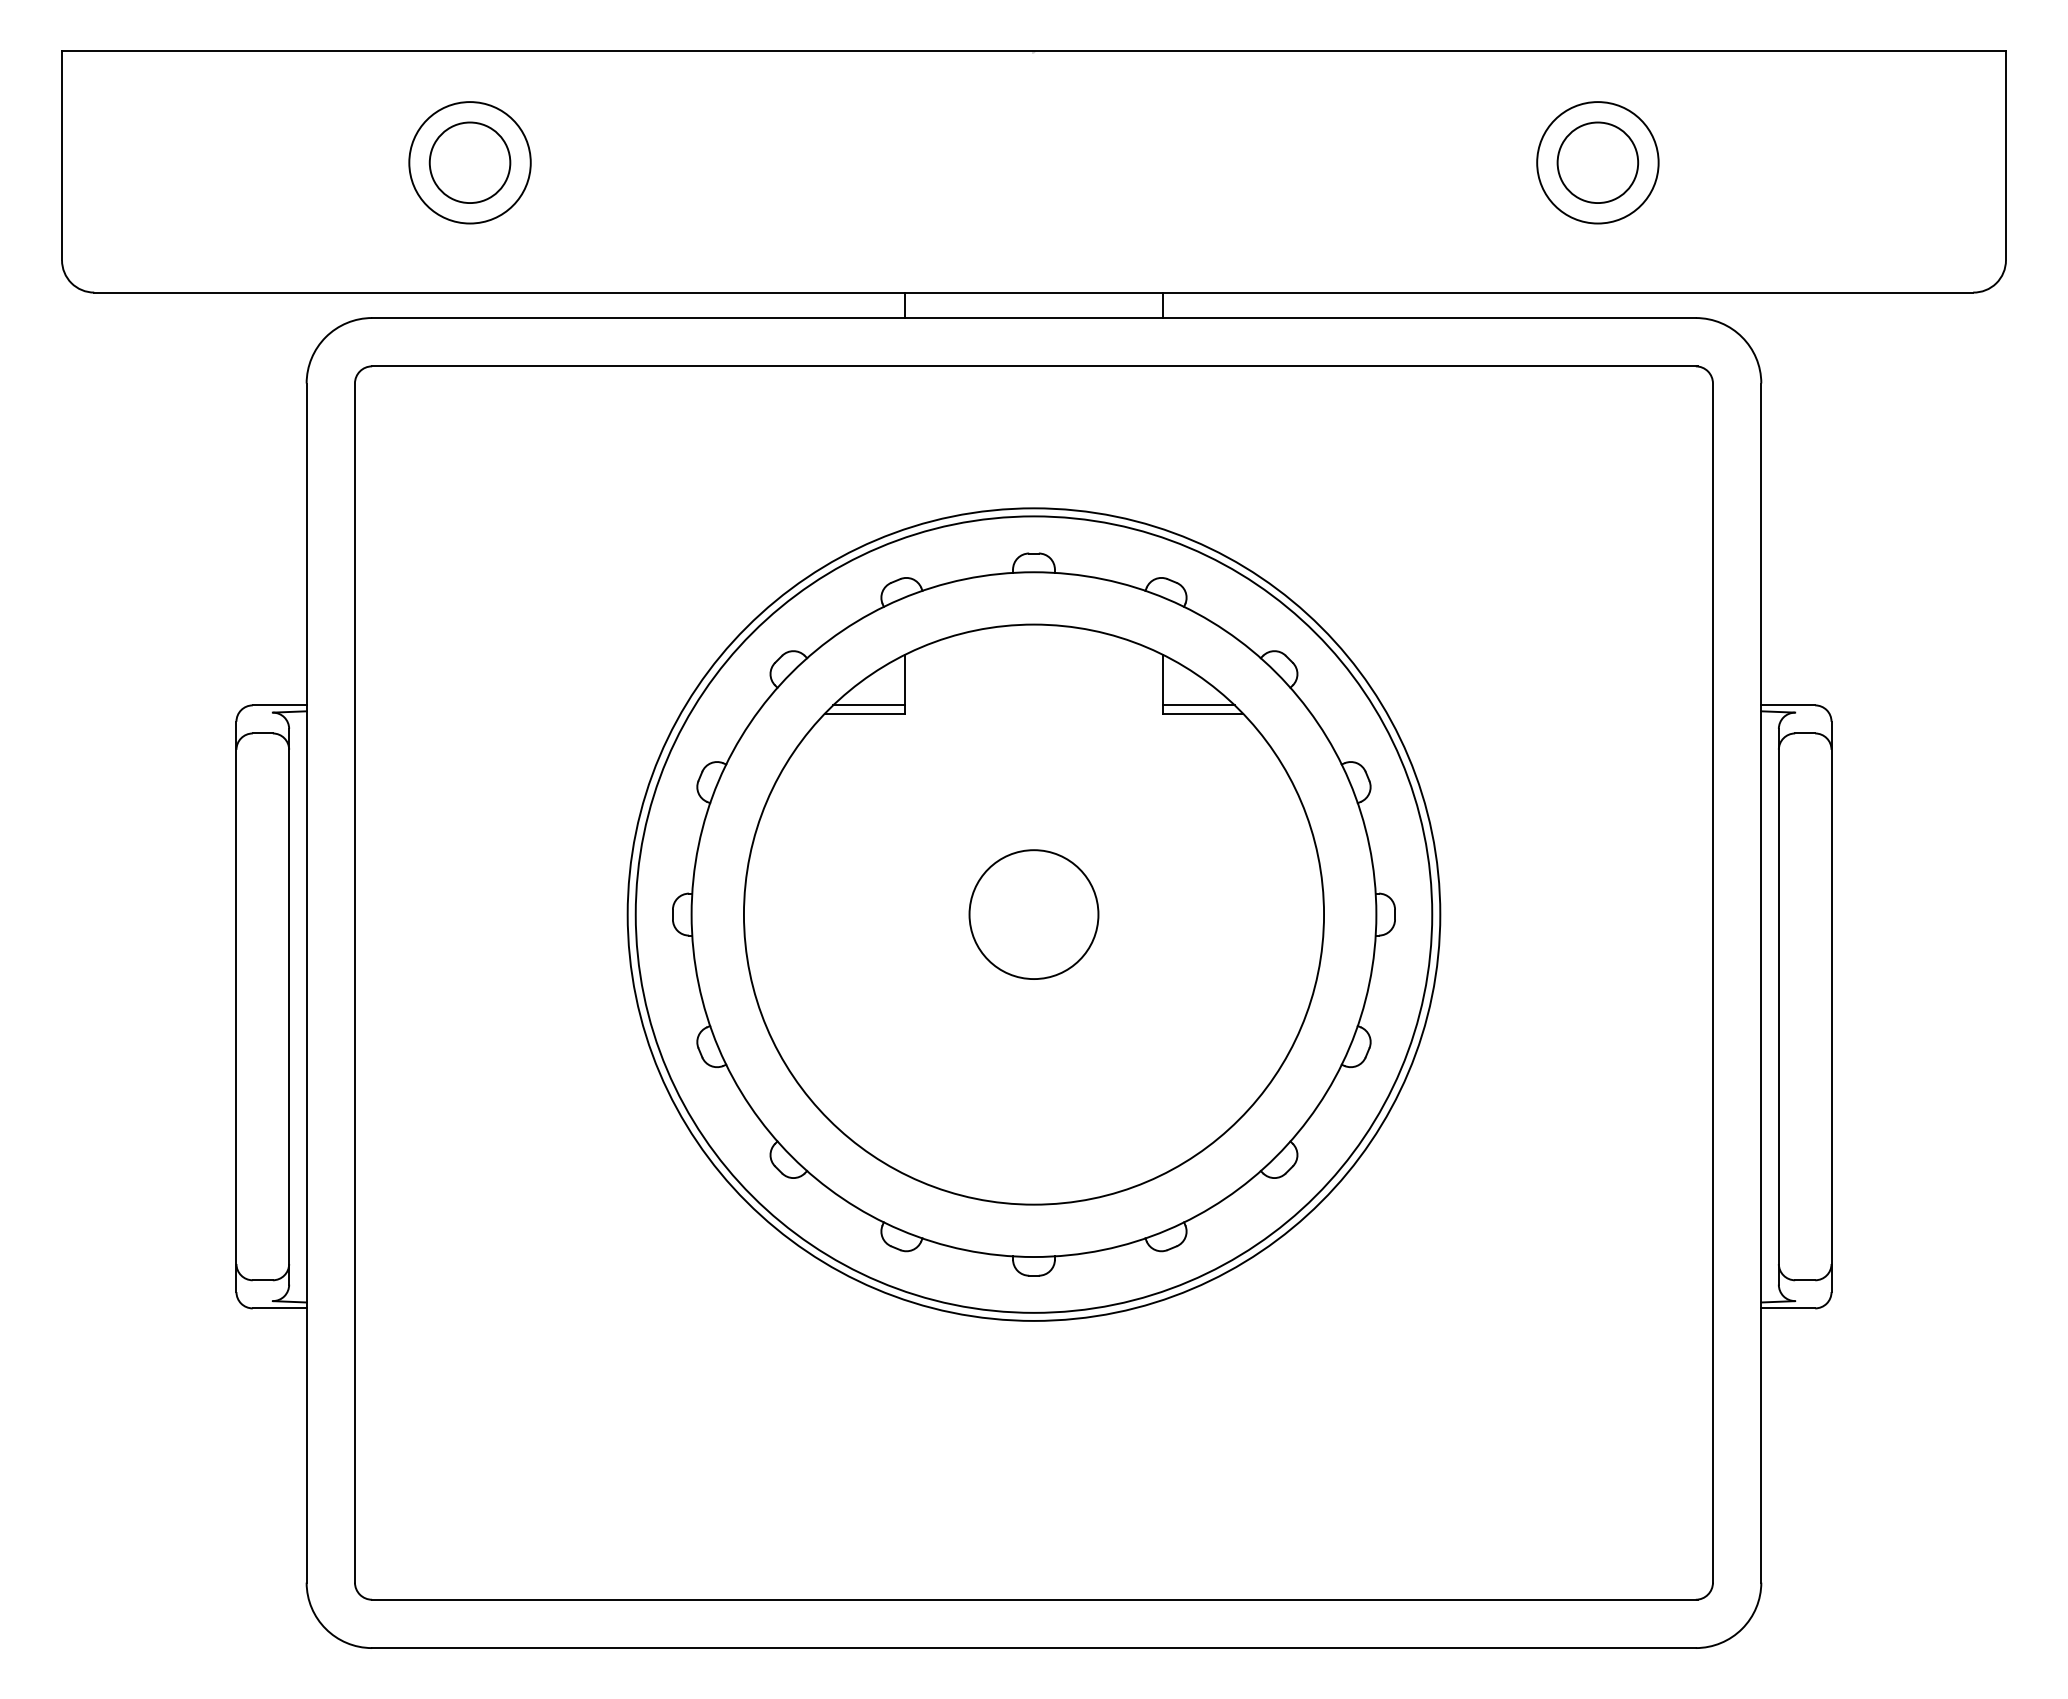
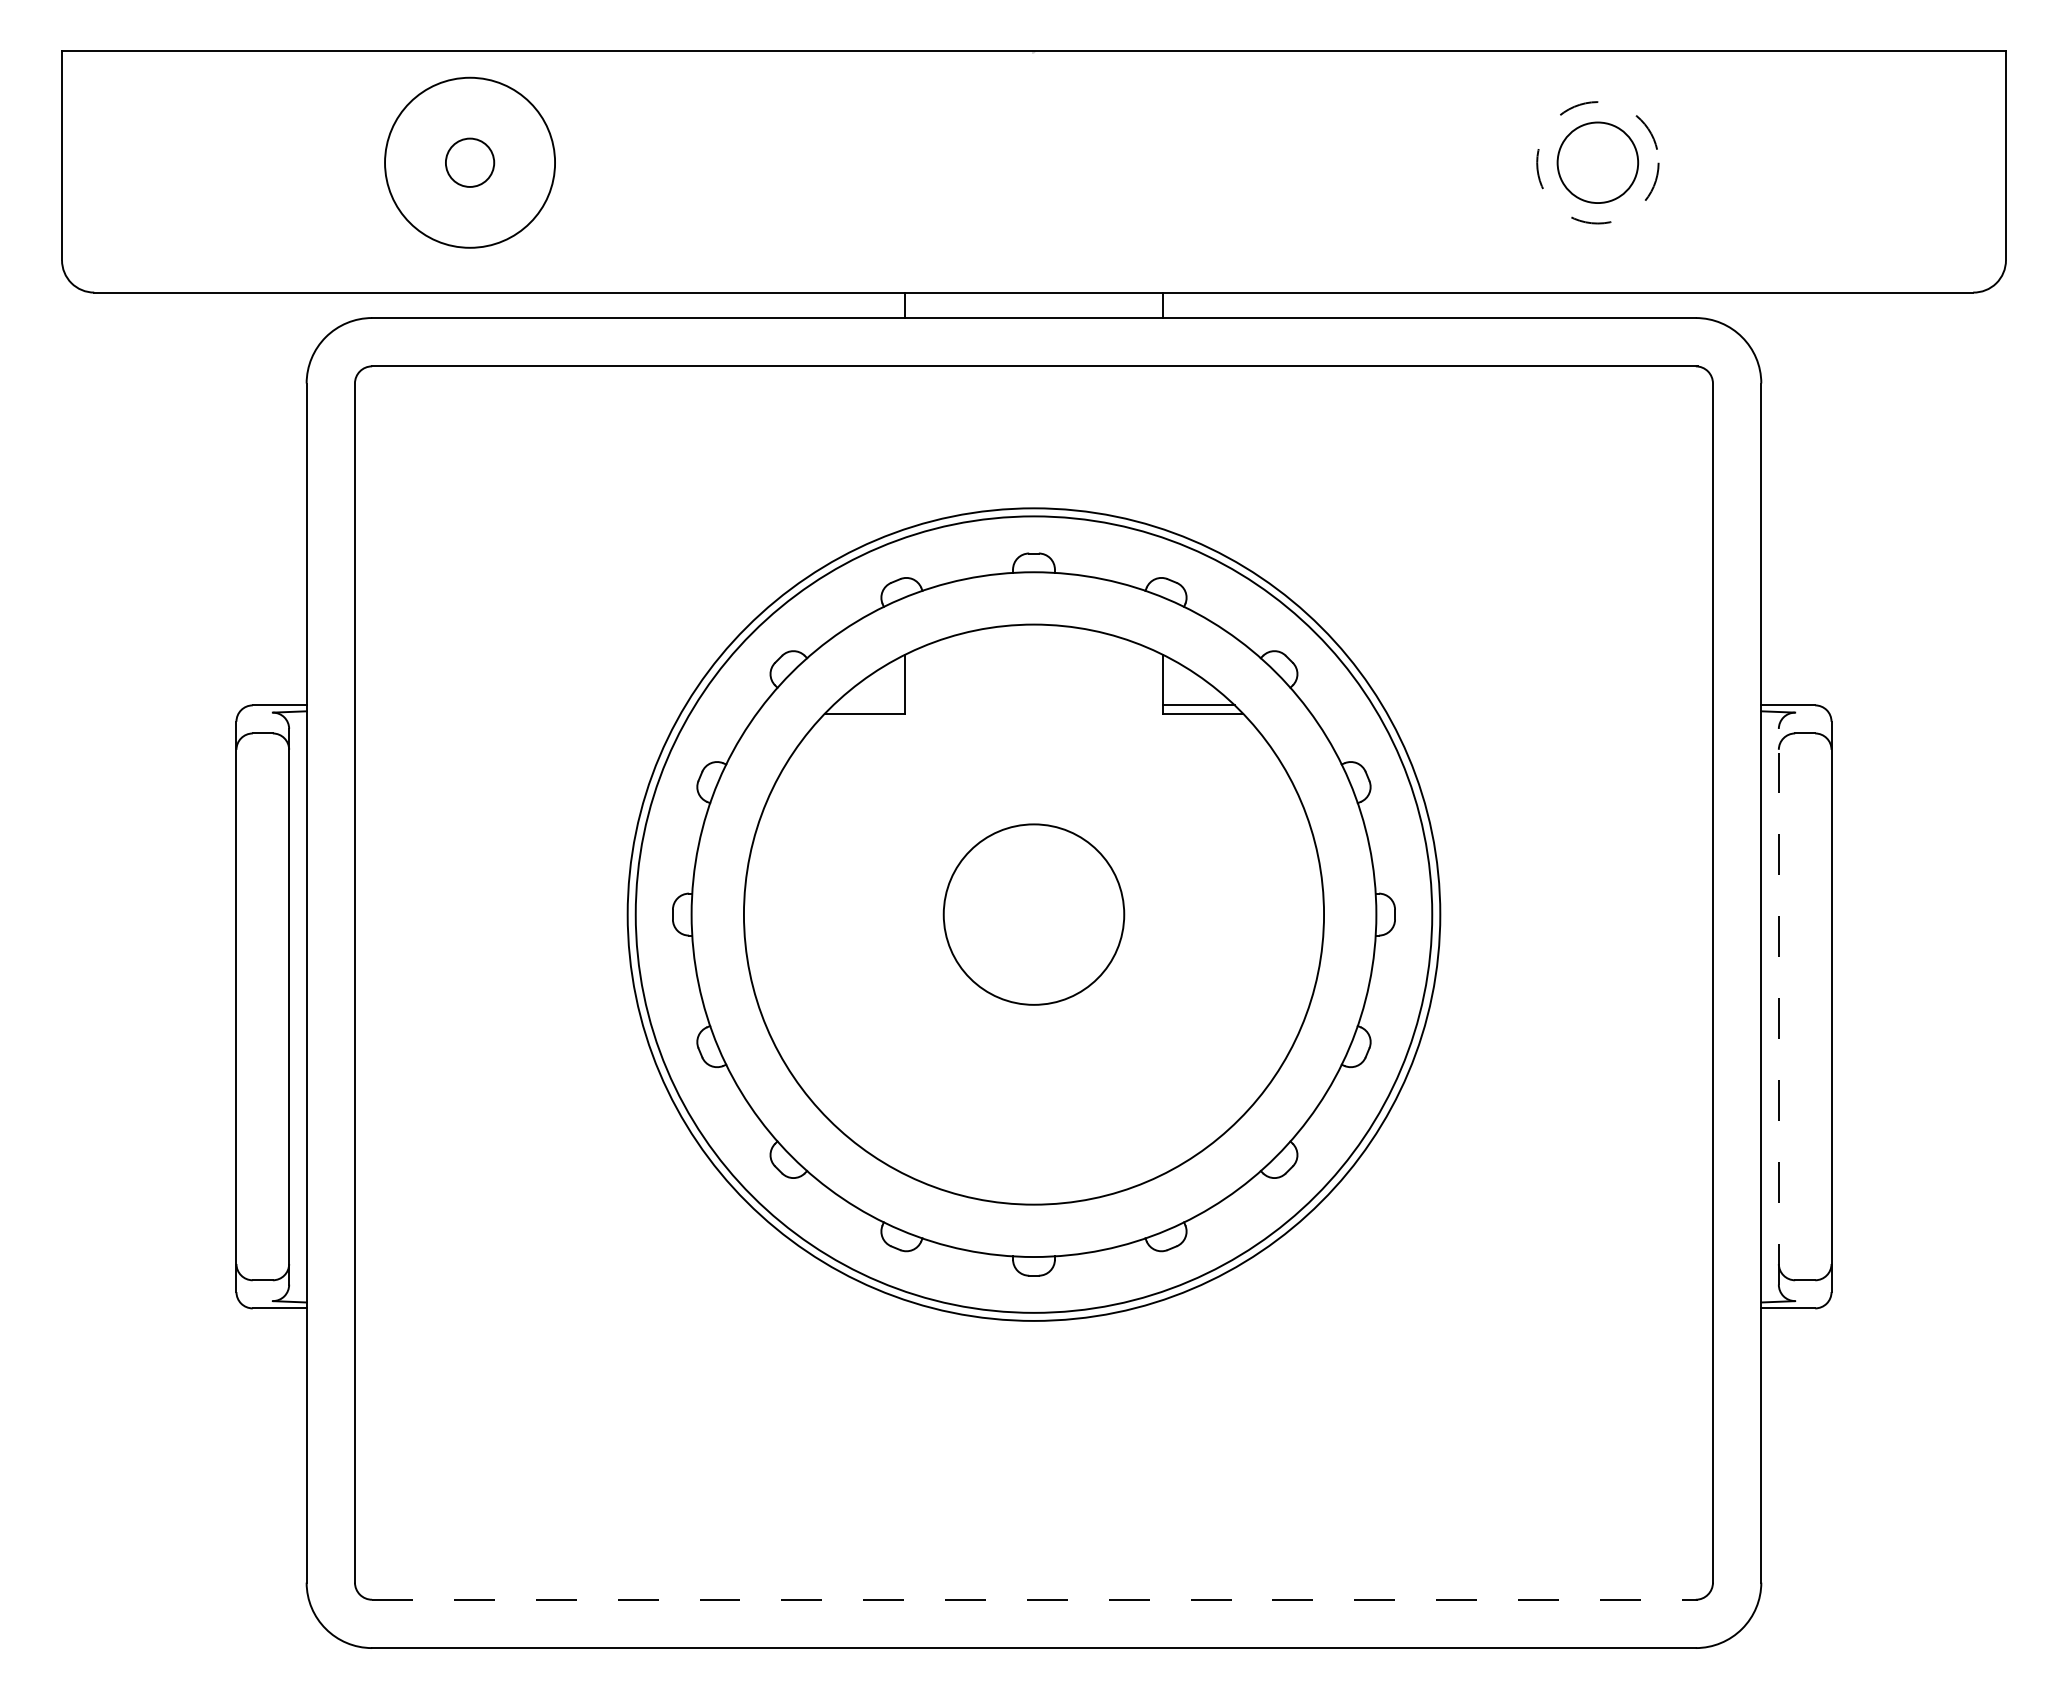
circle diameter: 121 px -> 170 px (470, 162)
circle diameter: 81 px -> 48 px (469, 162)
circle: solid -> dashed (1597, 162)
line: present -> none (869, 705)
circle diameter: 129 px -> 180 px (1033, 914)
line: solid -> dashed (1778, 1006)
line: solid -> dashed (1035, 1599)
